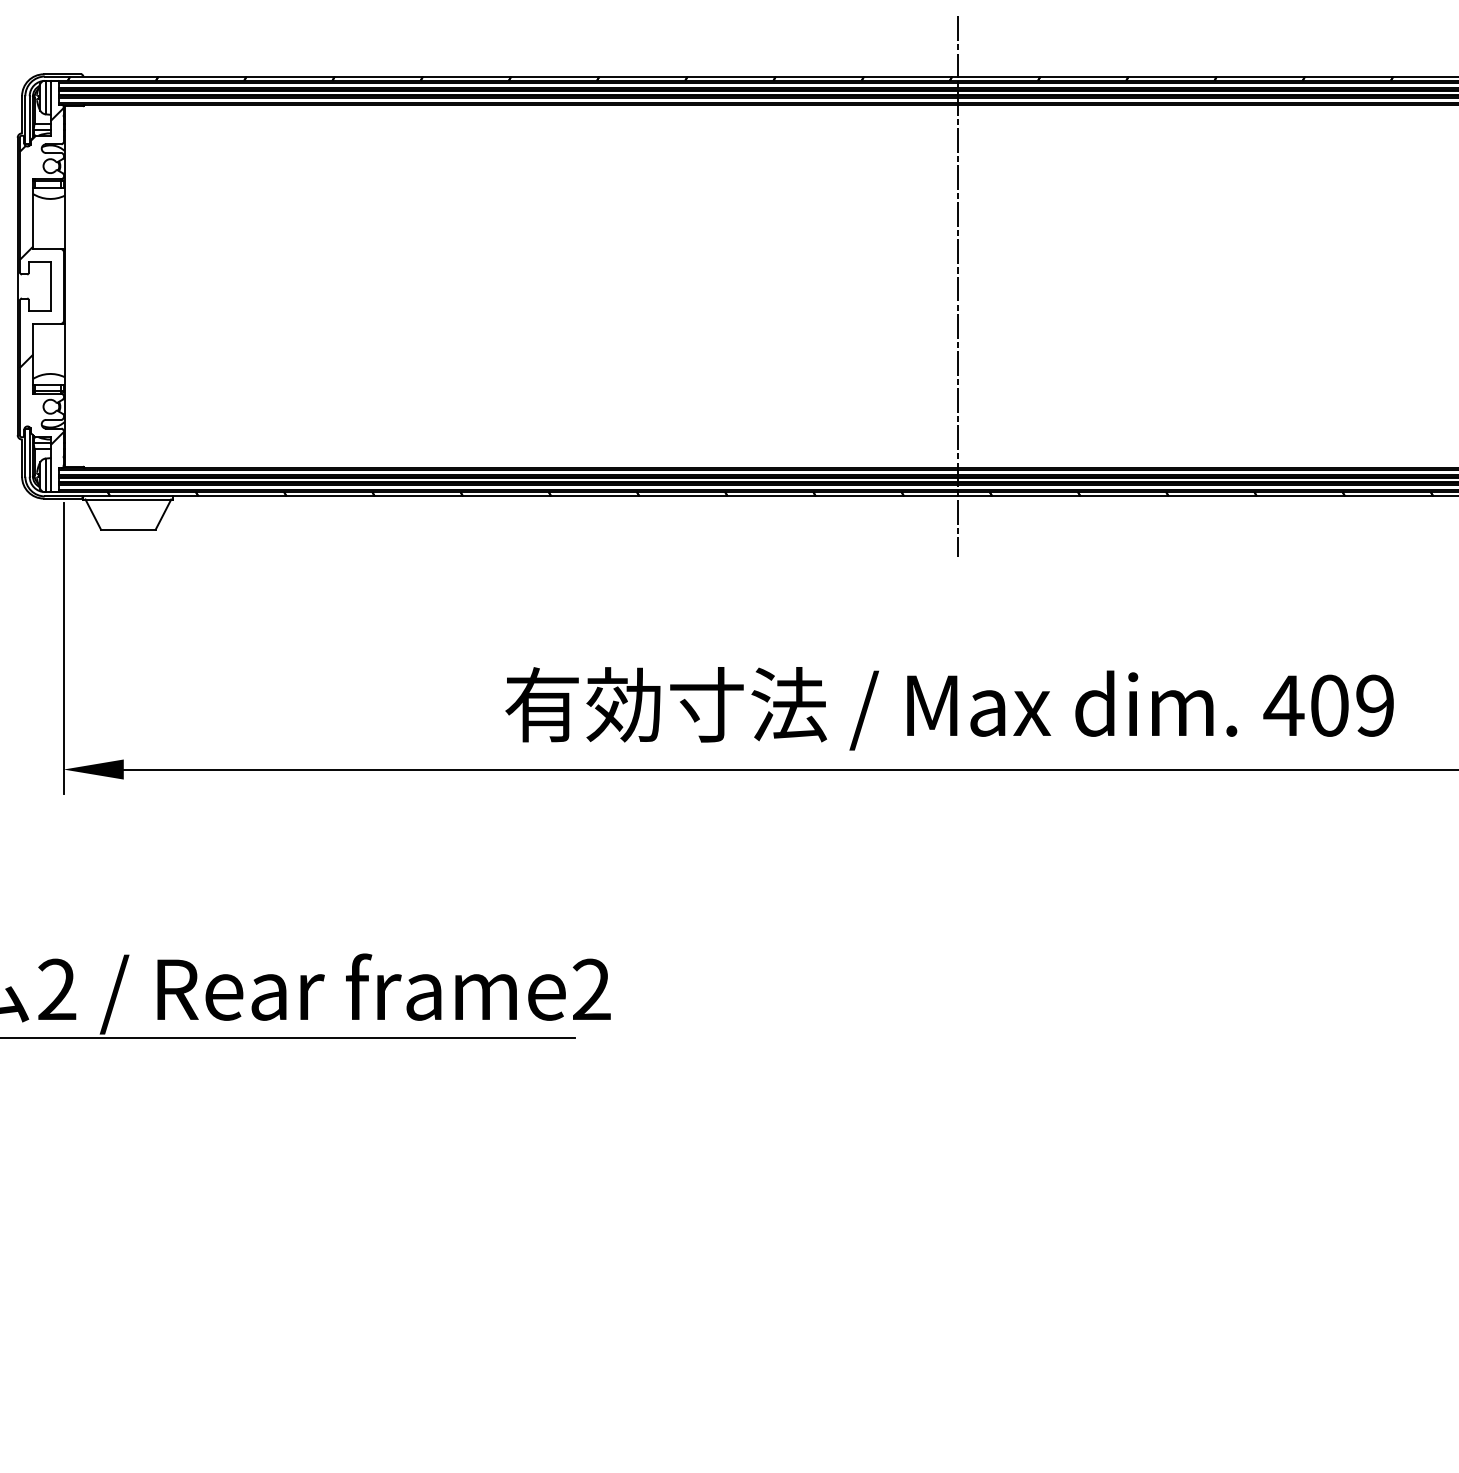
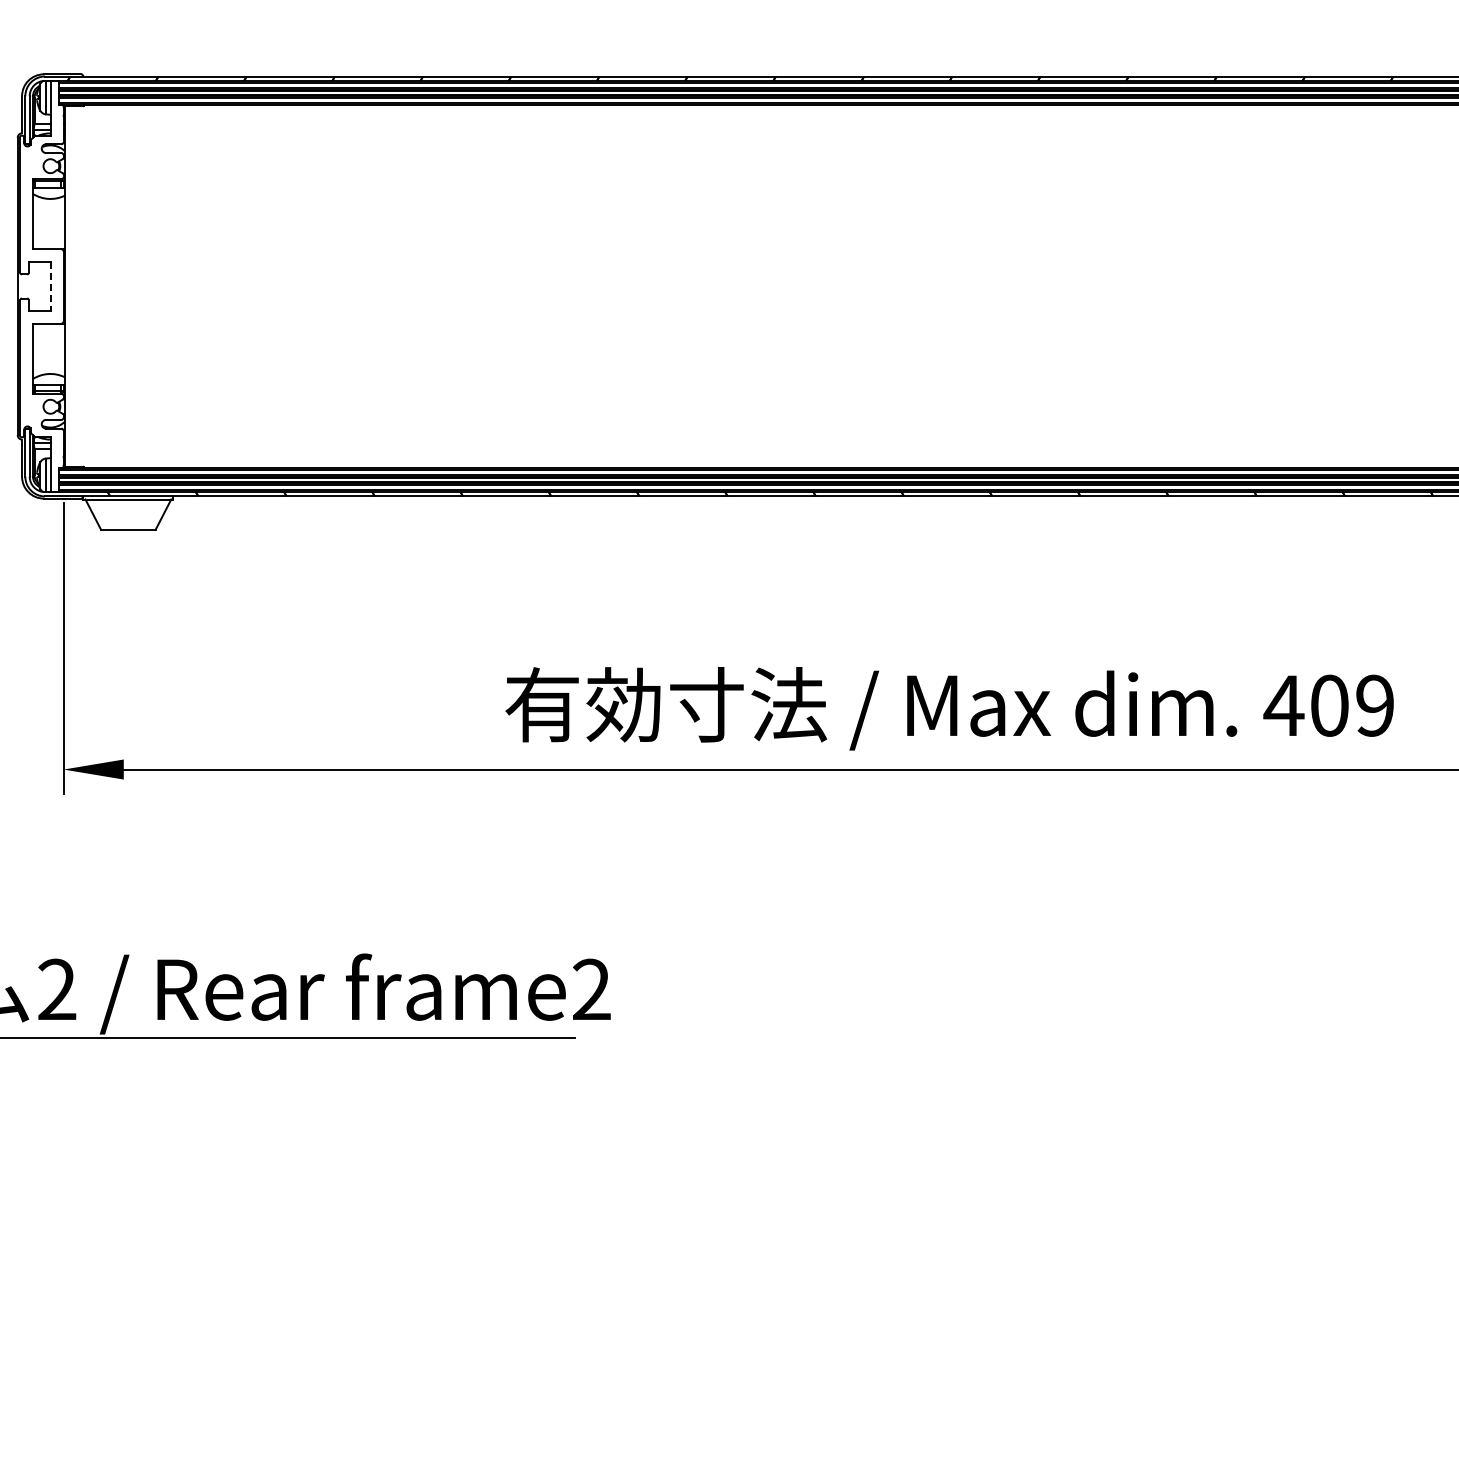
hatch: present -> none (41, 276)
line: solid -> dashed (50, 286)
line: present -> none (958, 286)
